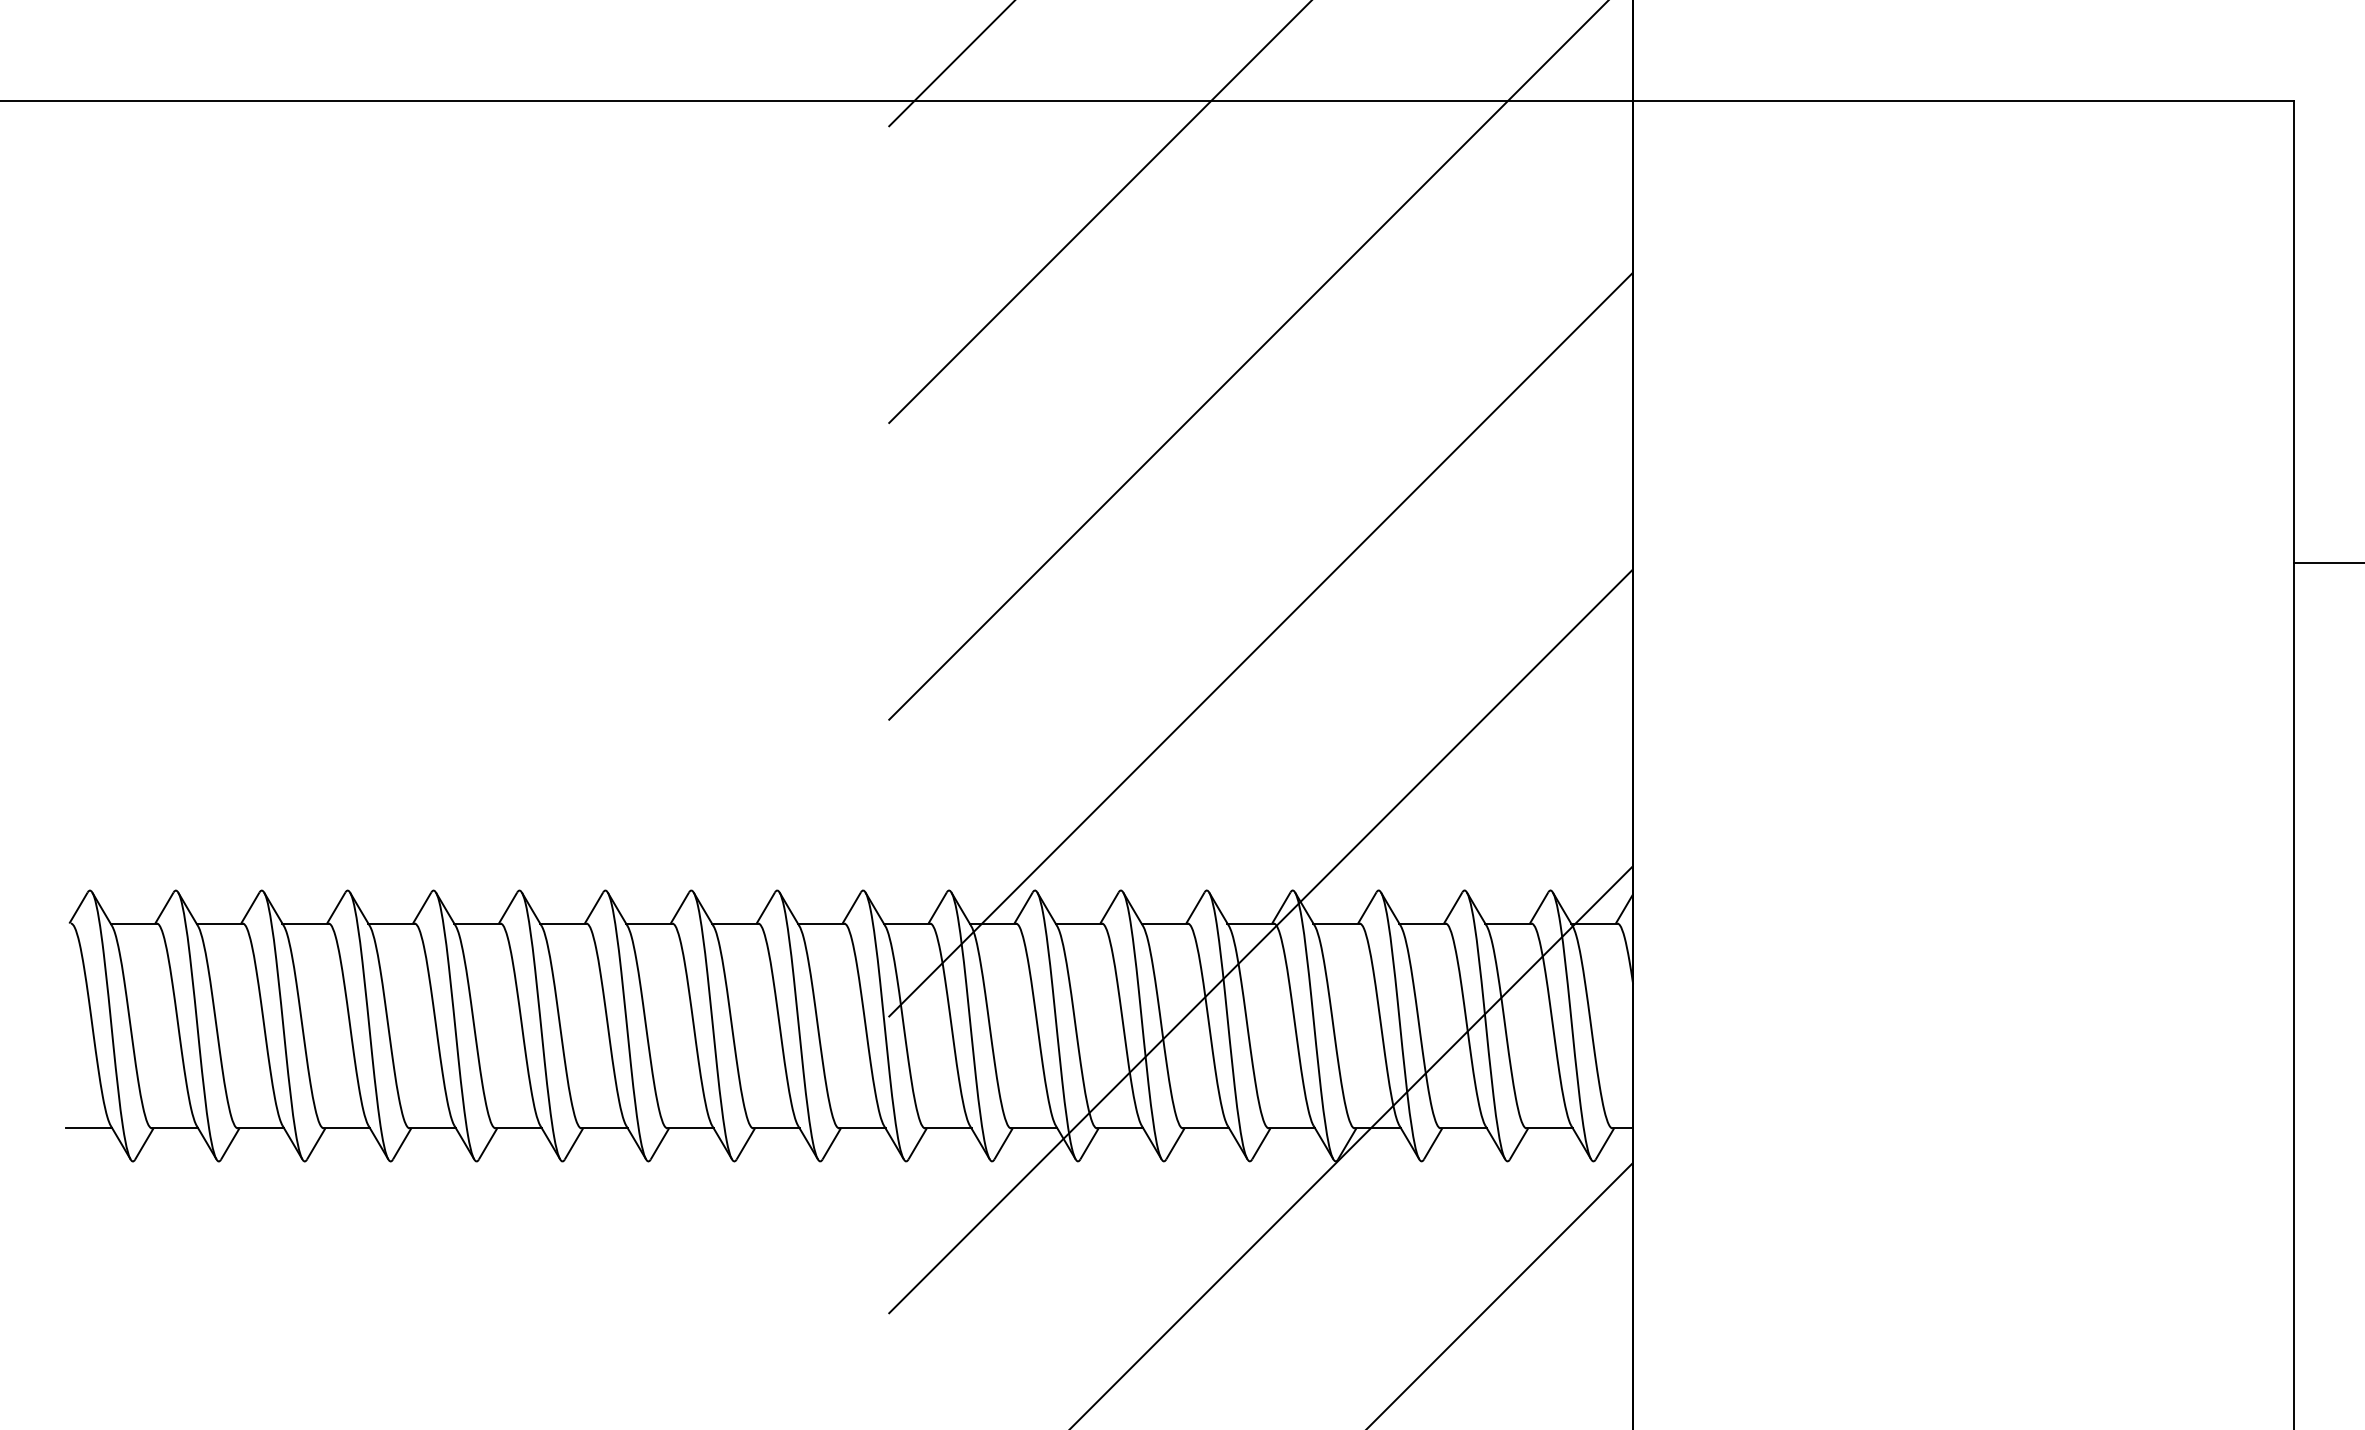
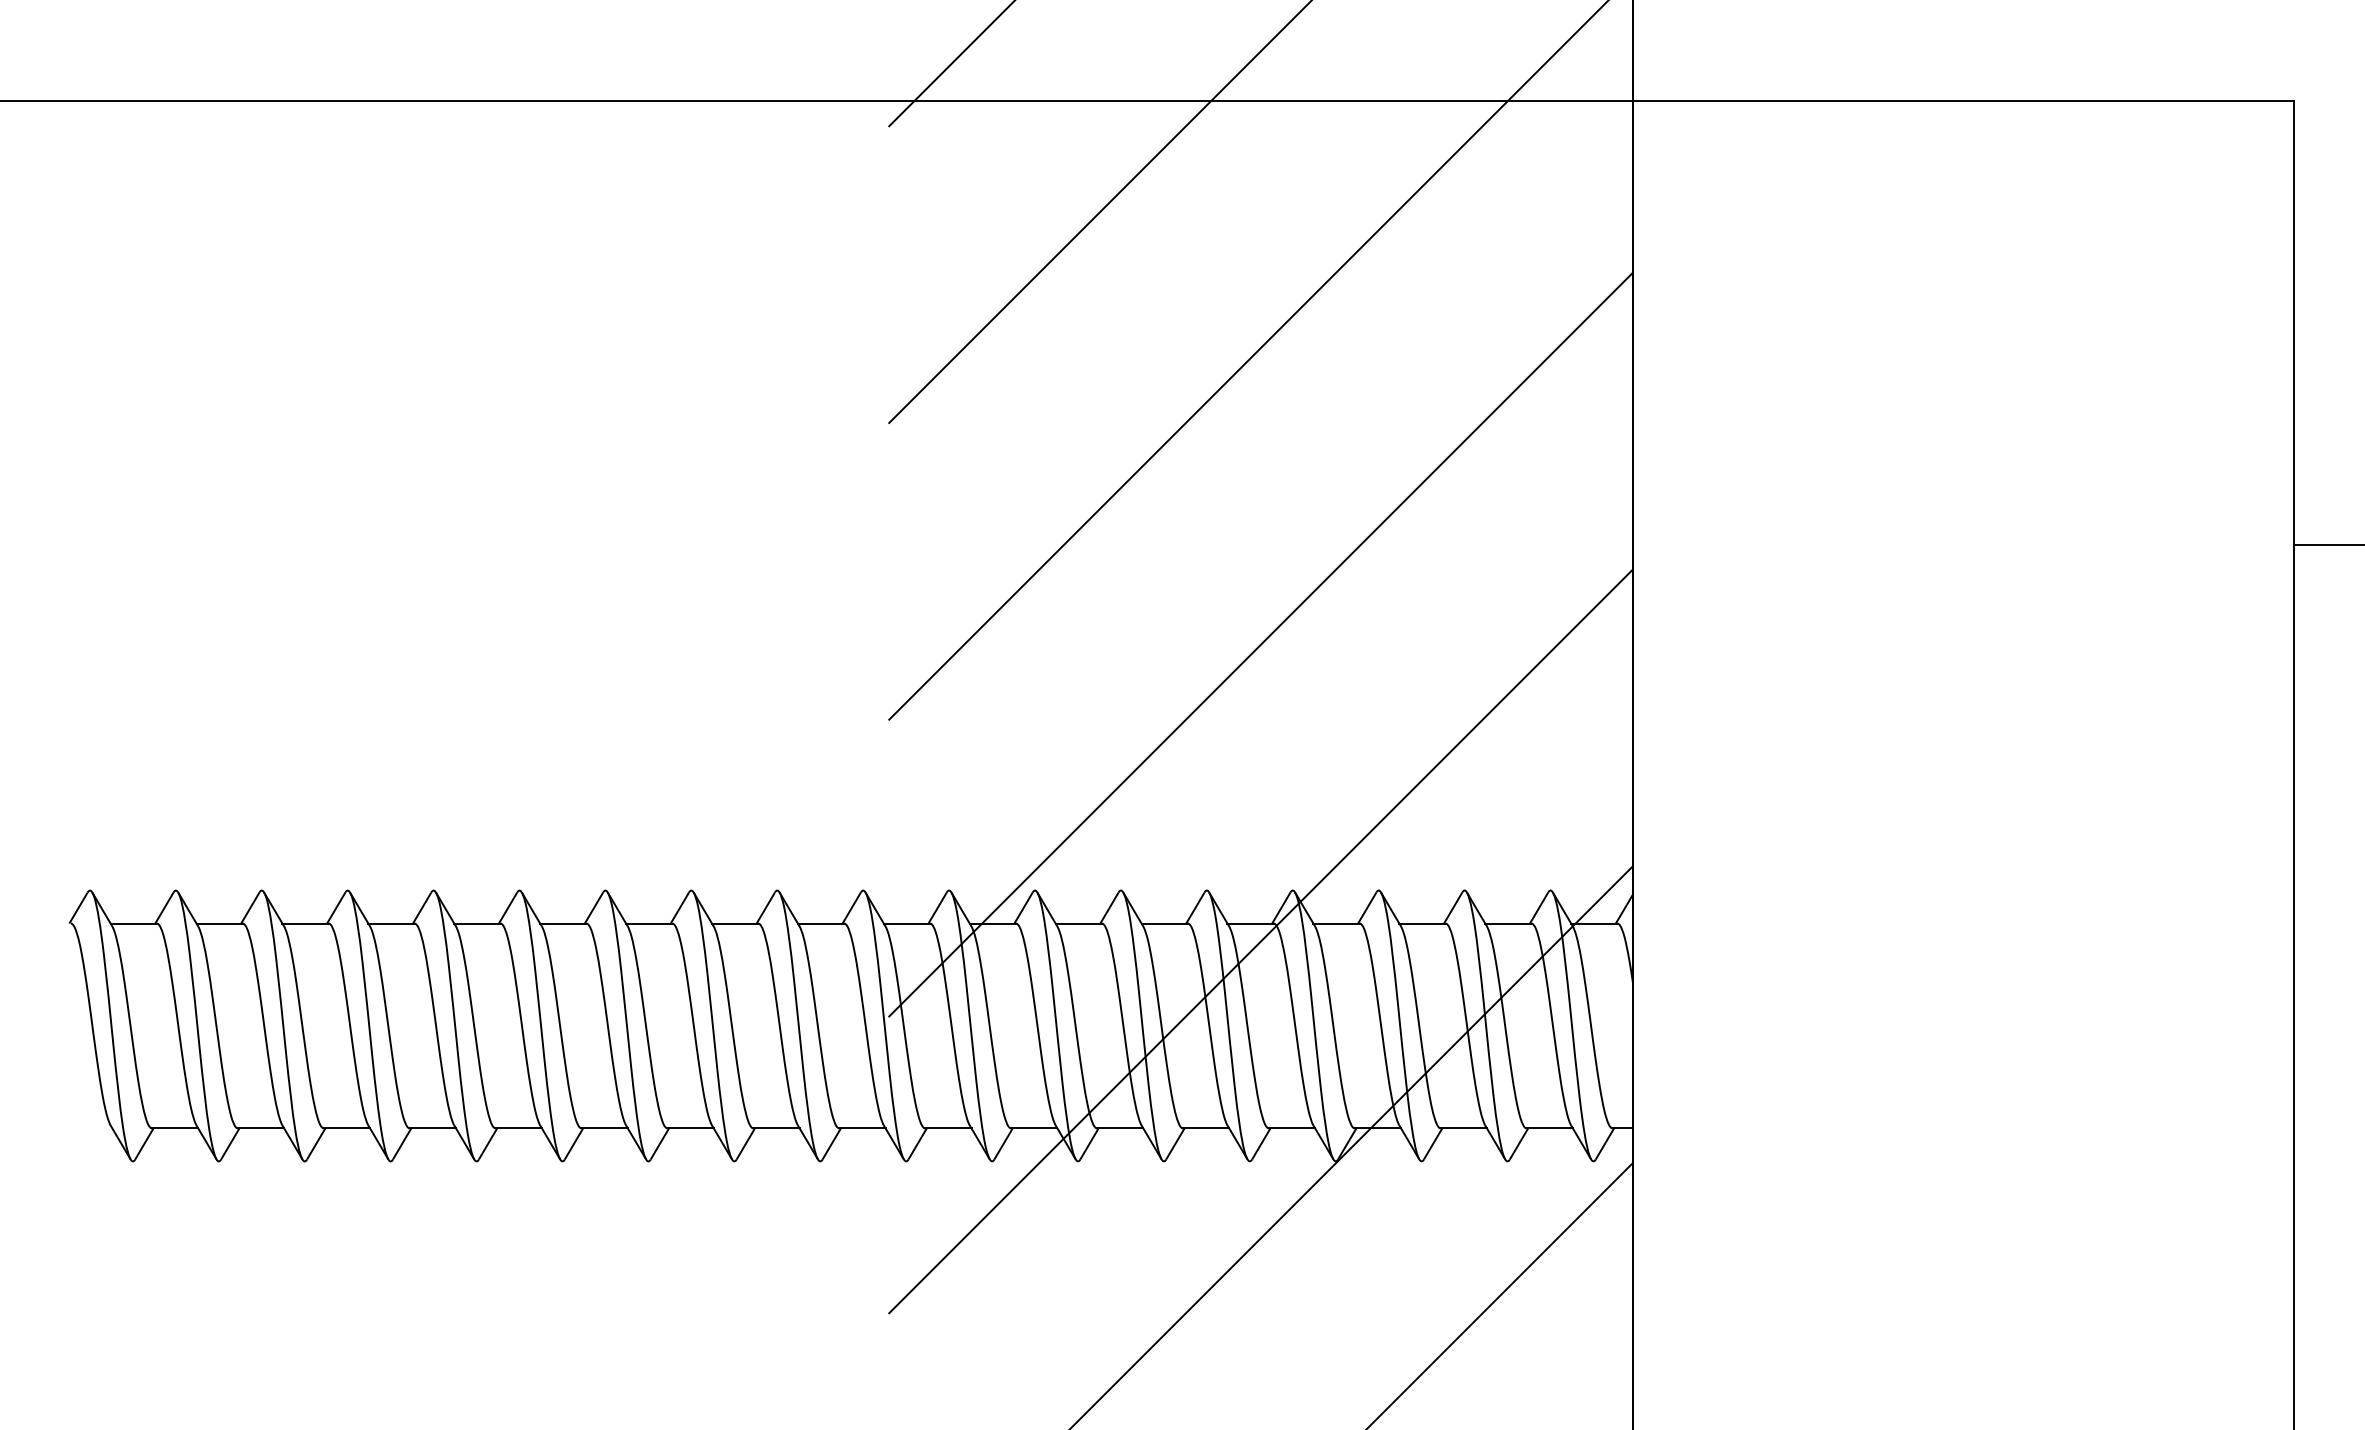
line position: (2327, 563) -> (2327, 545) (2327, 545)
line: present -> none (89, 1128)
